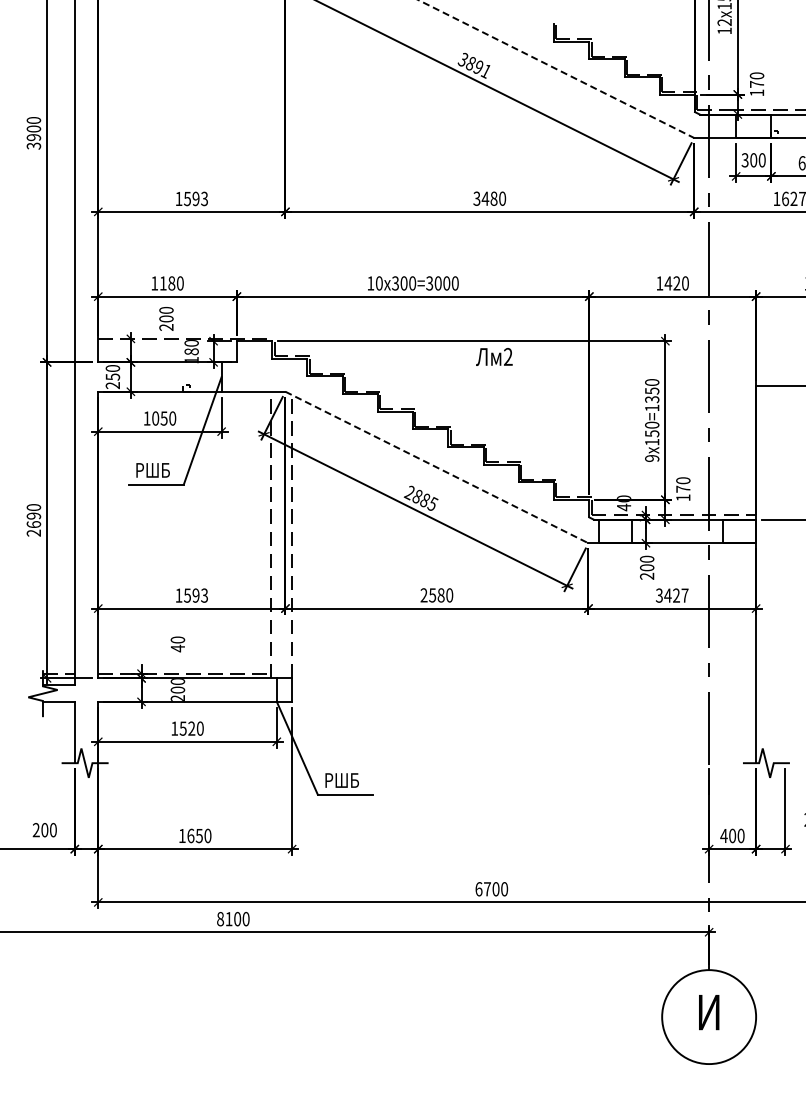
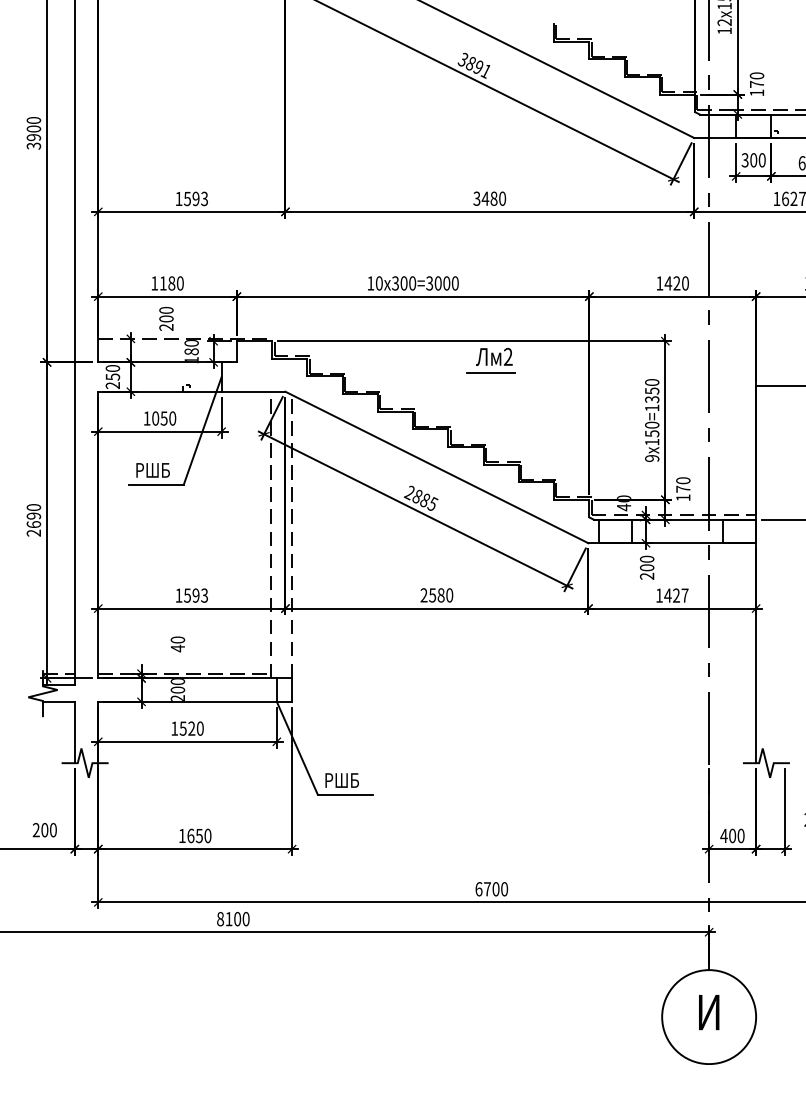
line: dashed -> solid (556, 69)
line: none -> present (490, 373)
line: dashed -> solid (437, 467)
text: 3427 -> 1427 (659, 595)
